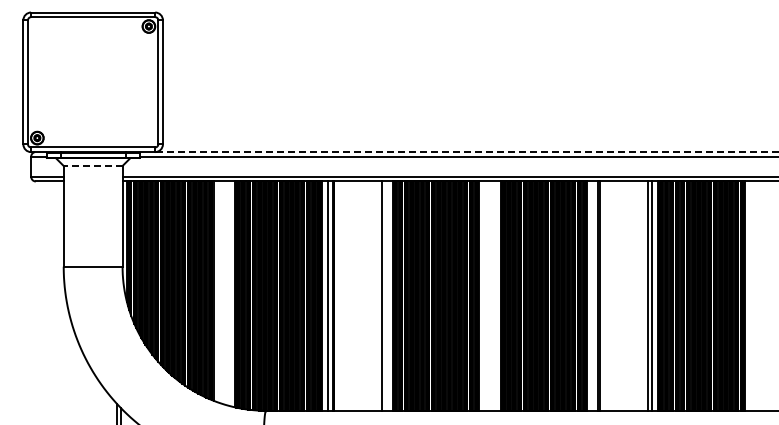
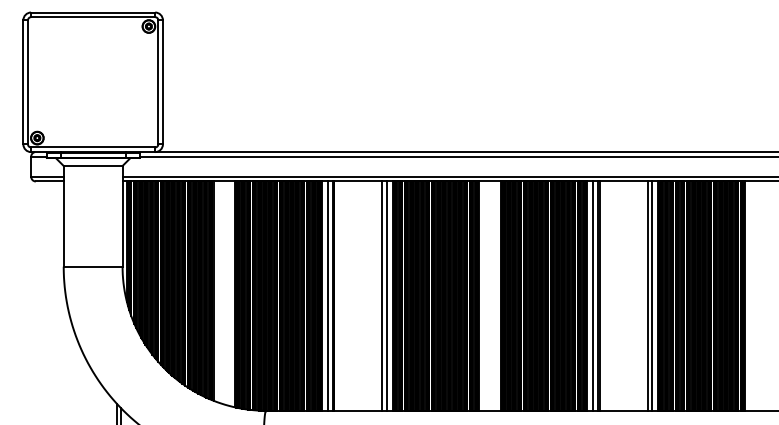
line: dashed -> solid (467, 152)
line: dashed -> solid (92, 165)
line: none -> present (386, 295)
line: none -> present (593, 295)
